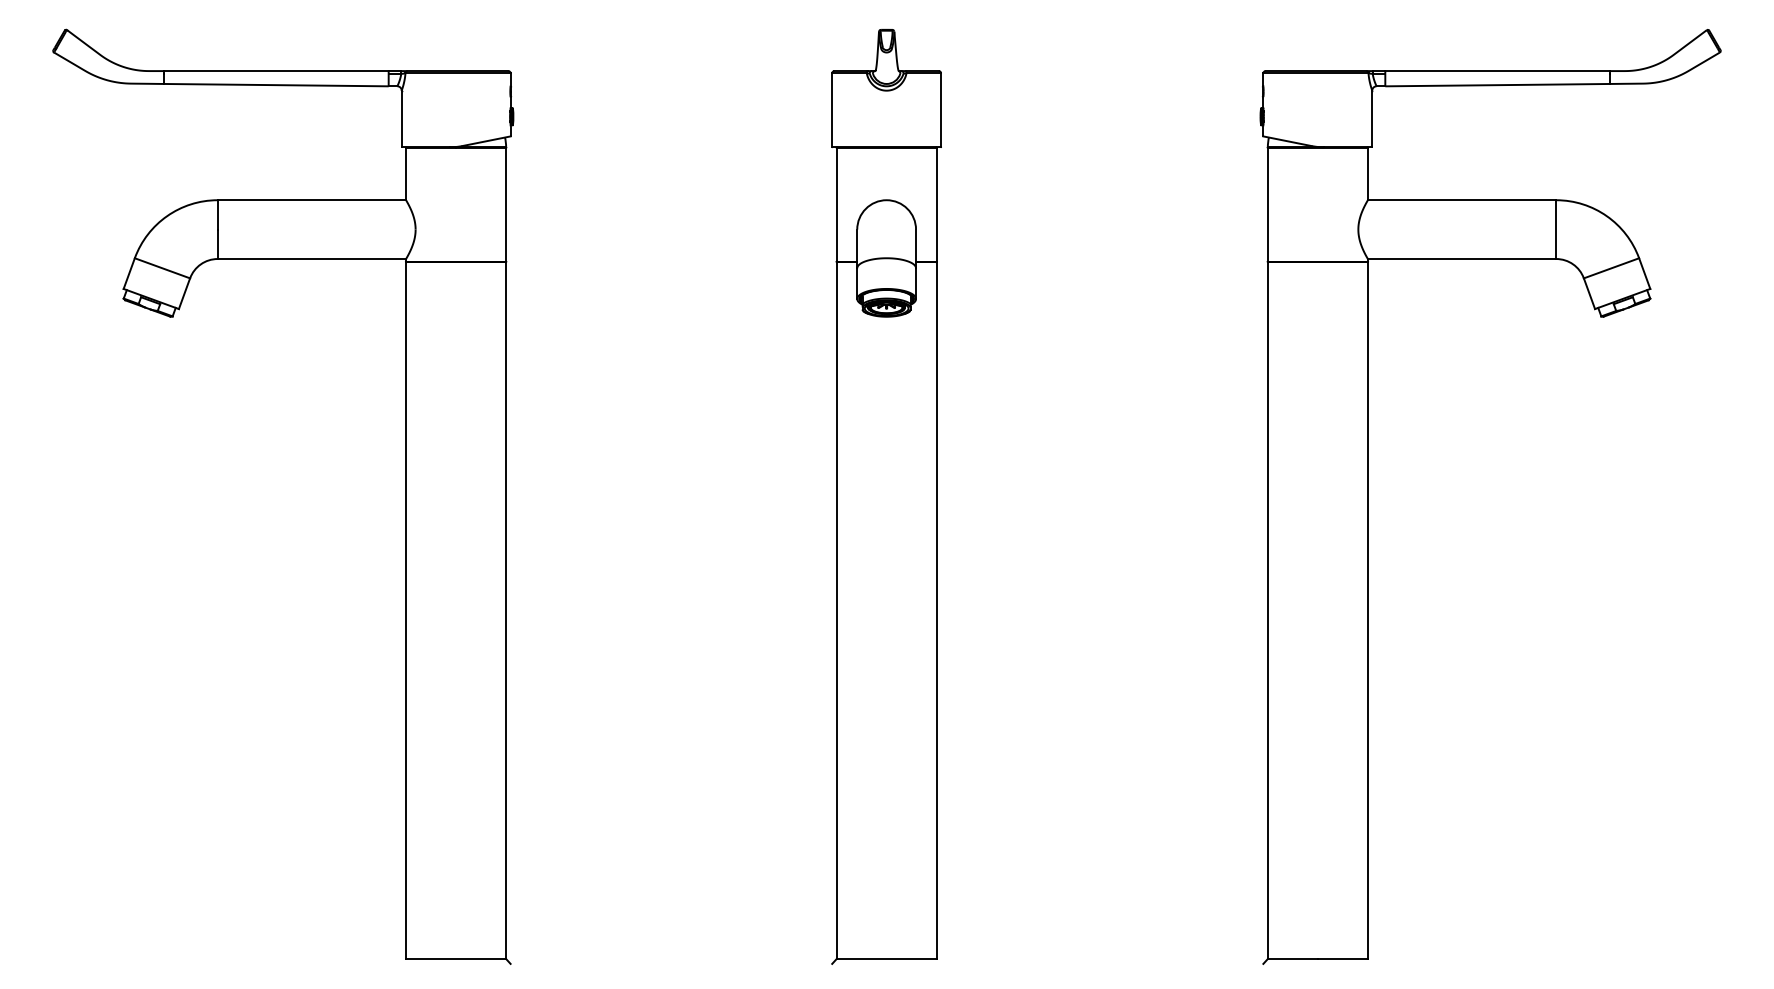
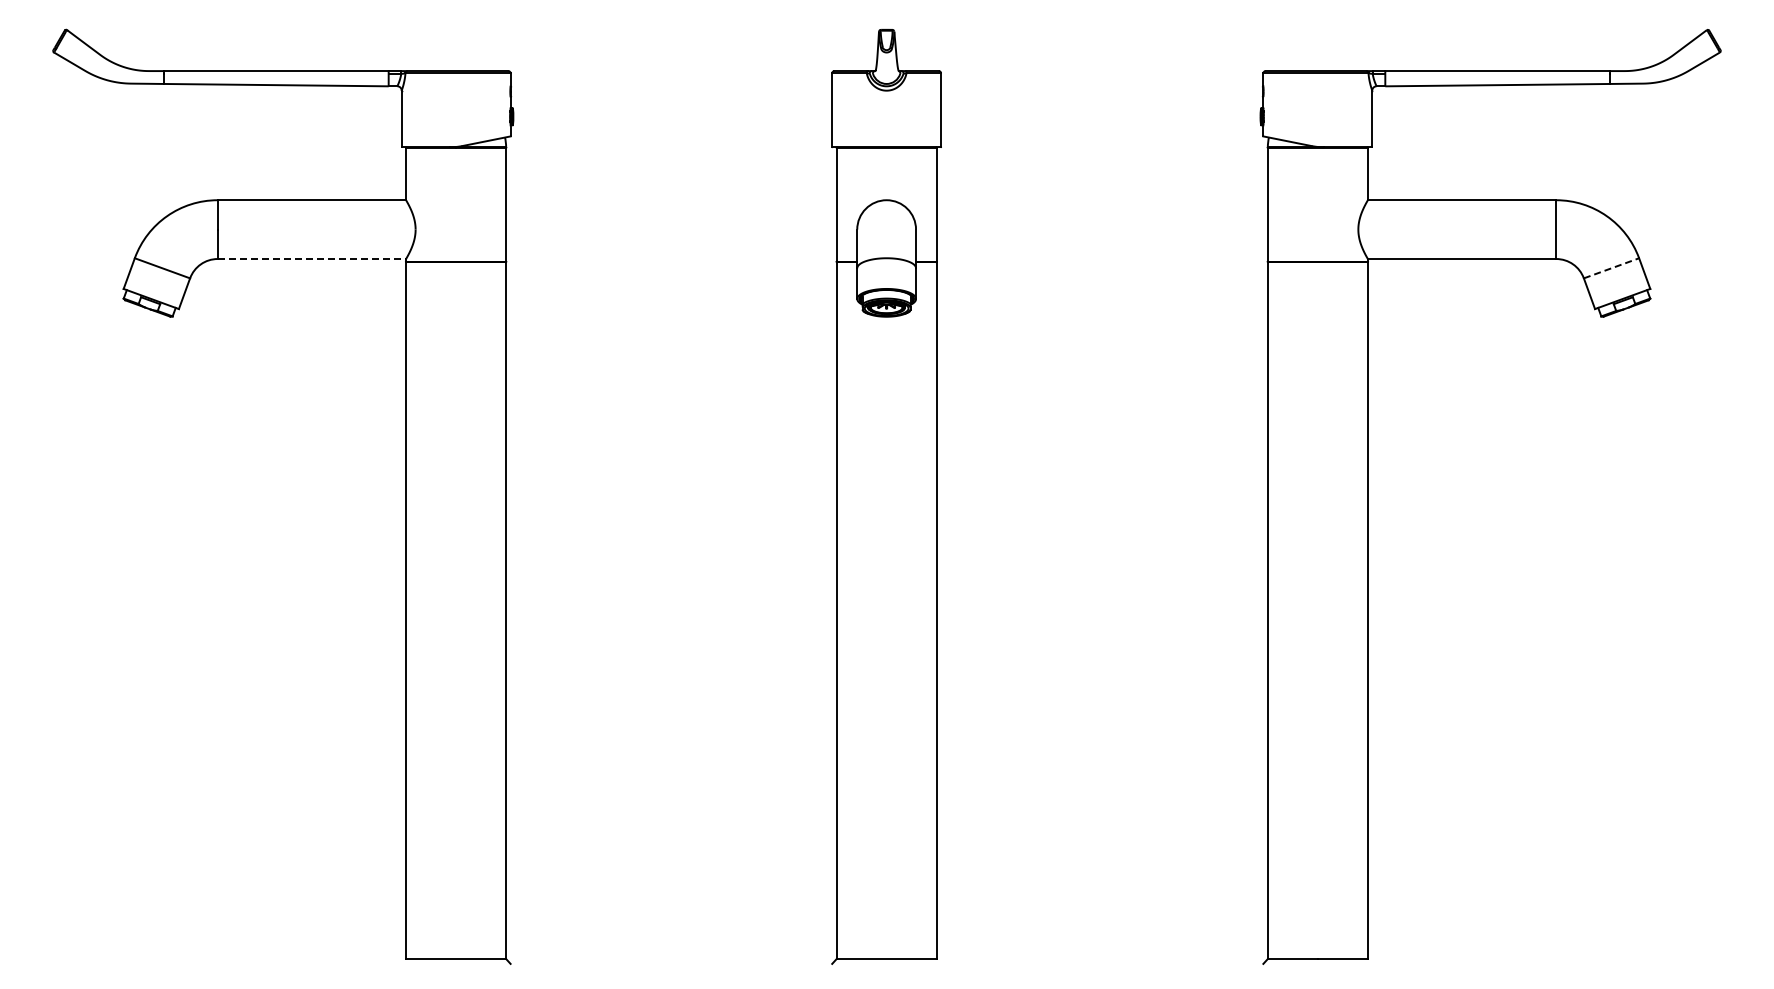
line: solid -> dashed (312, 259)
line: solid -> dashed (1611, 268)
